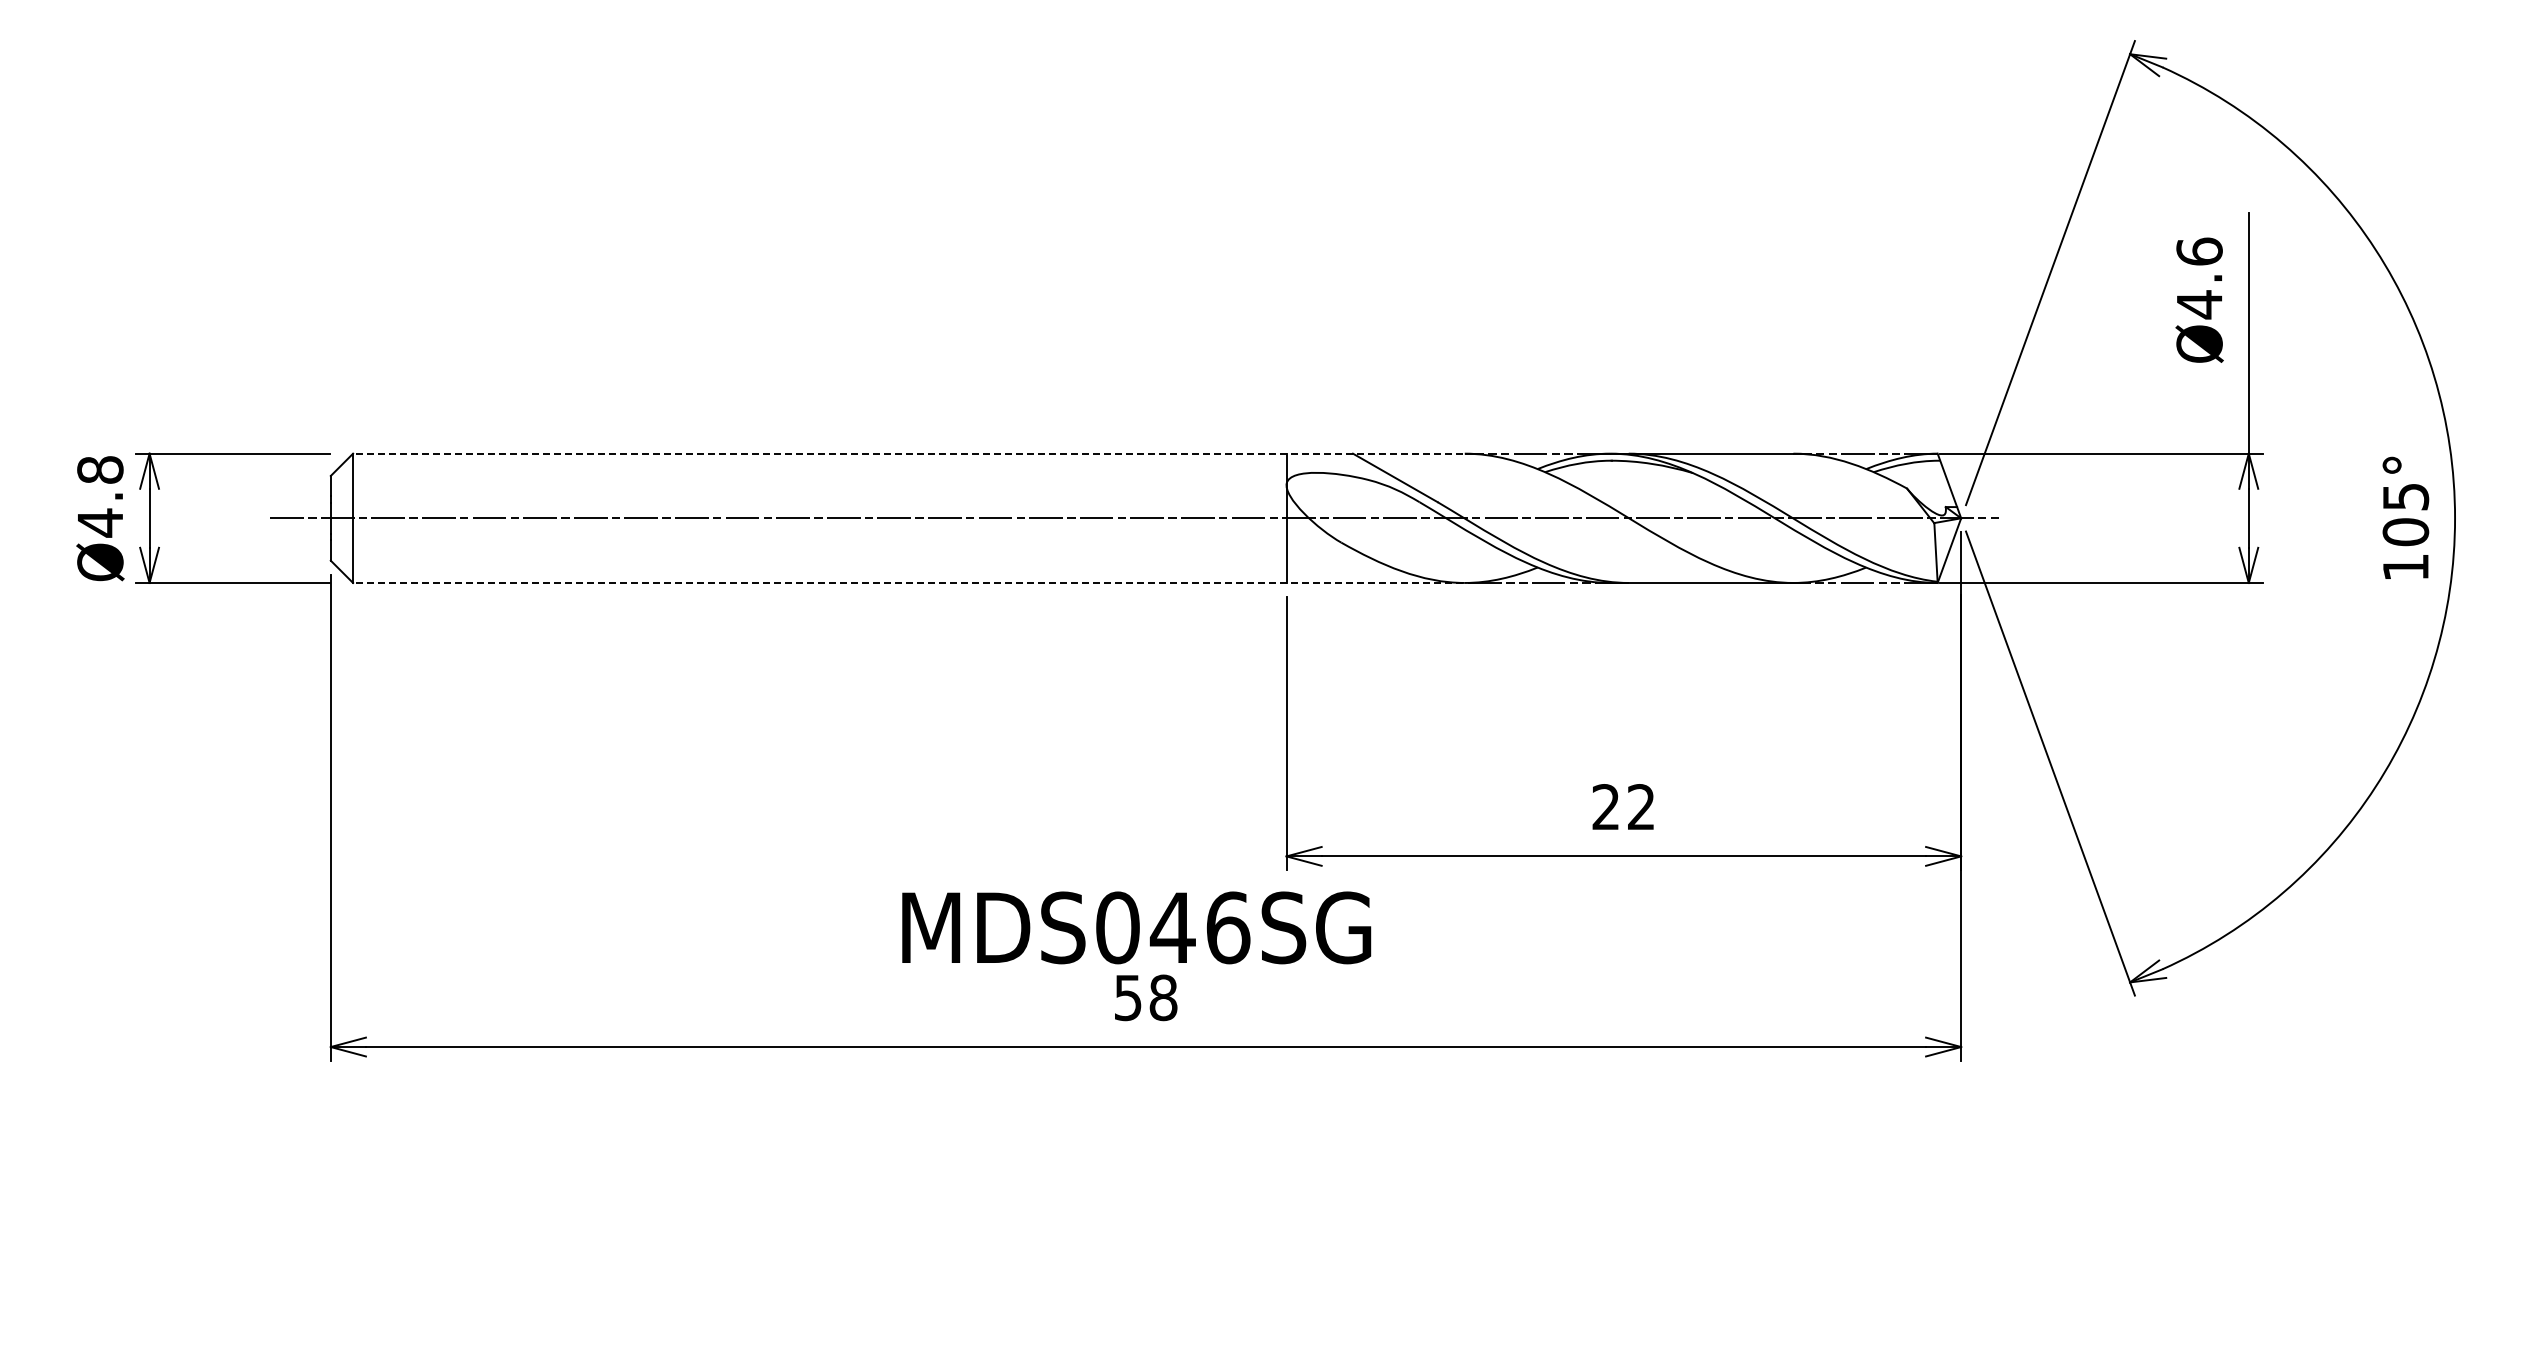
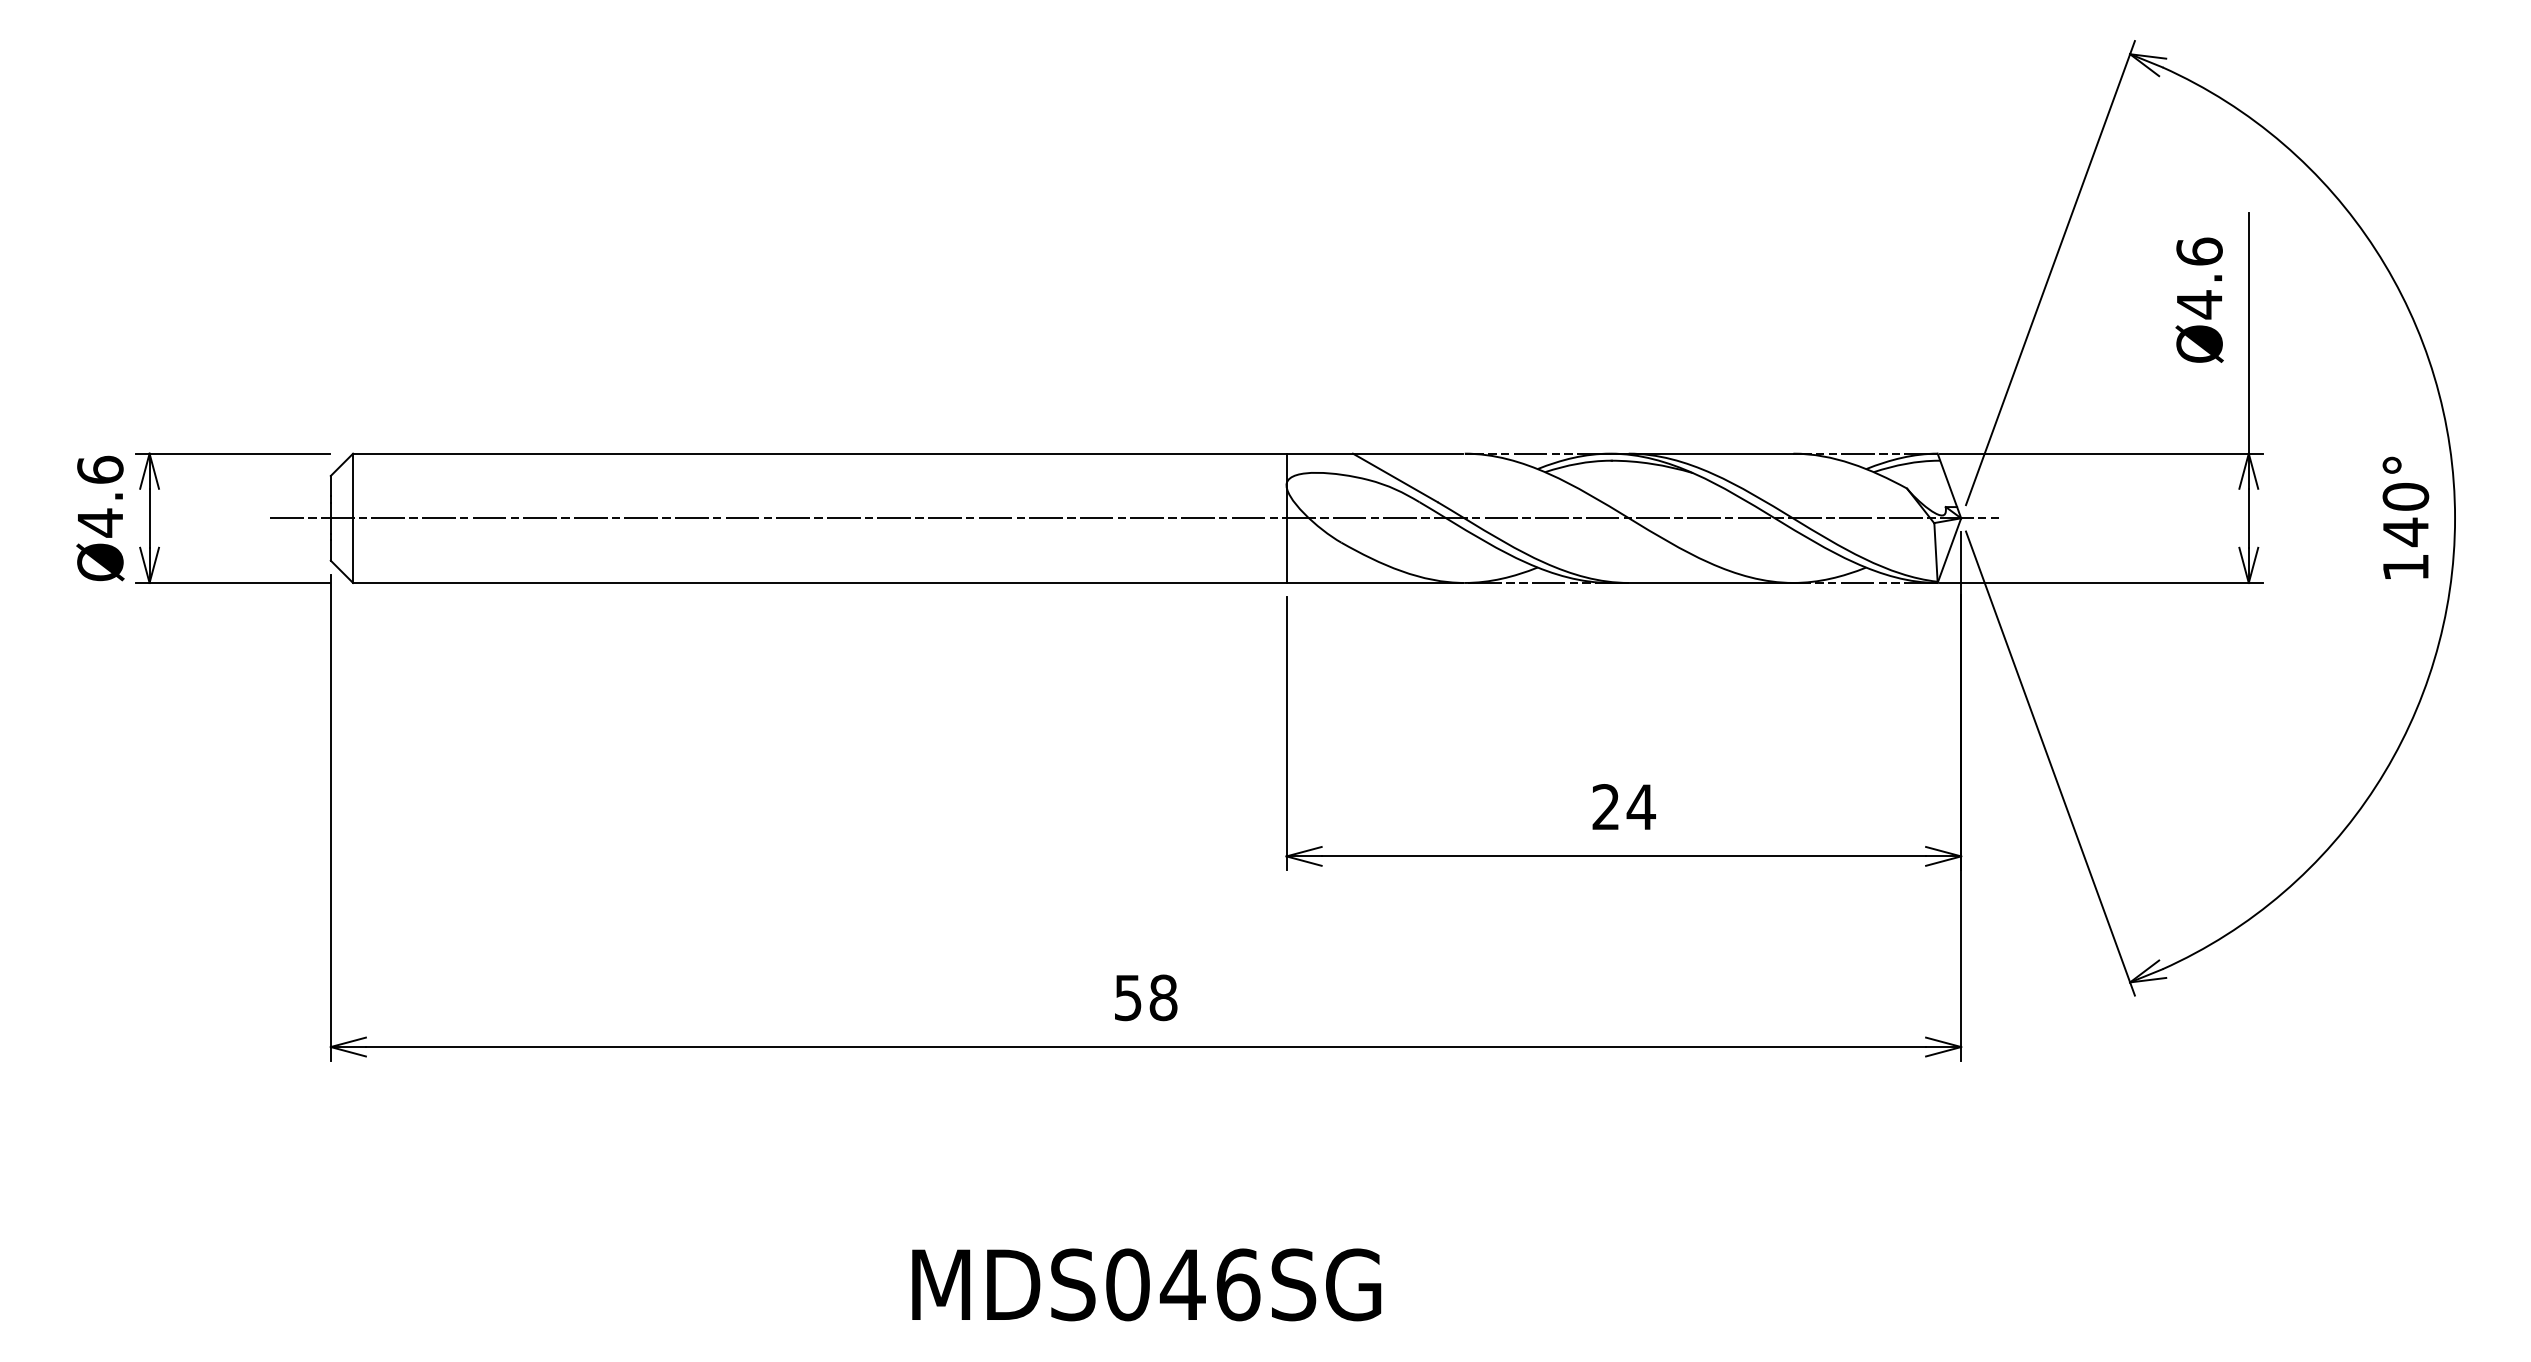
line: dashed -> solid (907, 453)
text: Ø4.8 -> Ø4.6 (100, 469)
text: 105° -> 140° (2405, 515)
line: dashed -> solid (907, 582)
text: 22 -> 24 (1640, 806)
text position: (1136, 927) -> (1146, 1284) (1146, 1284)
